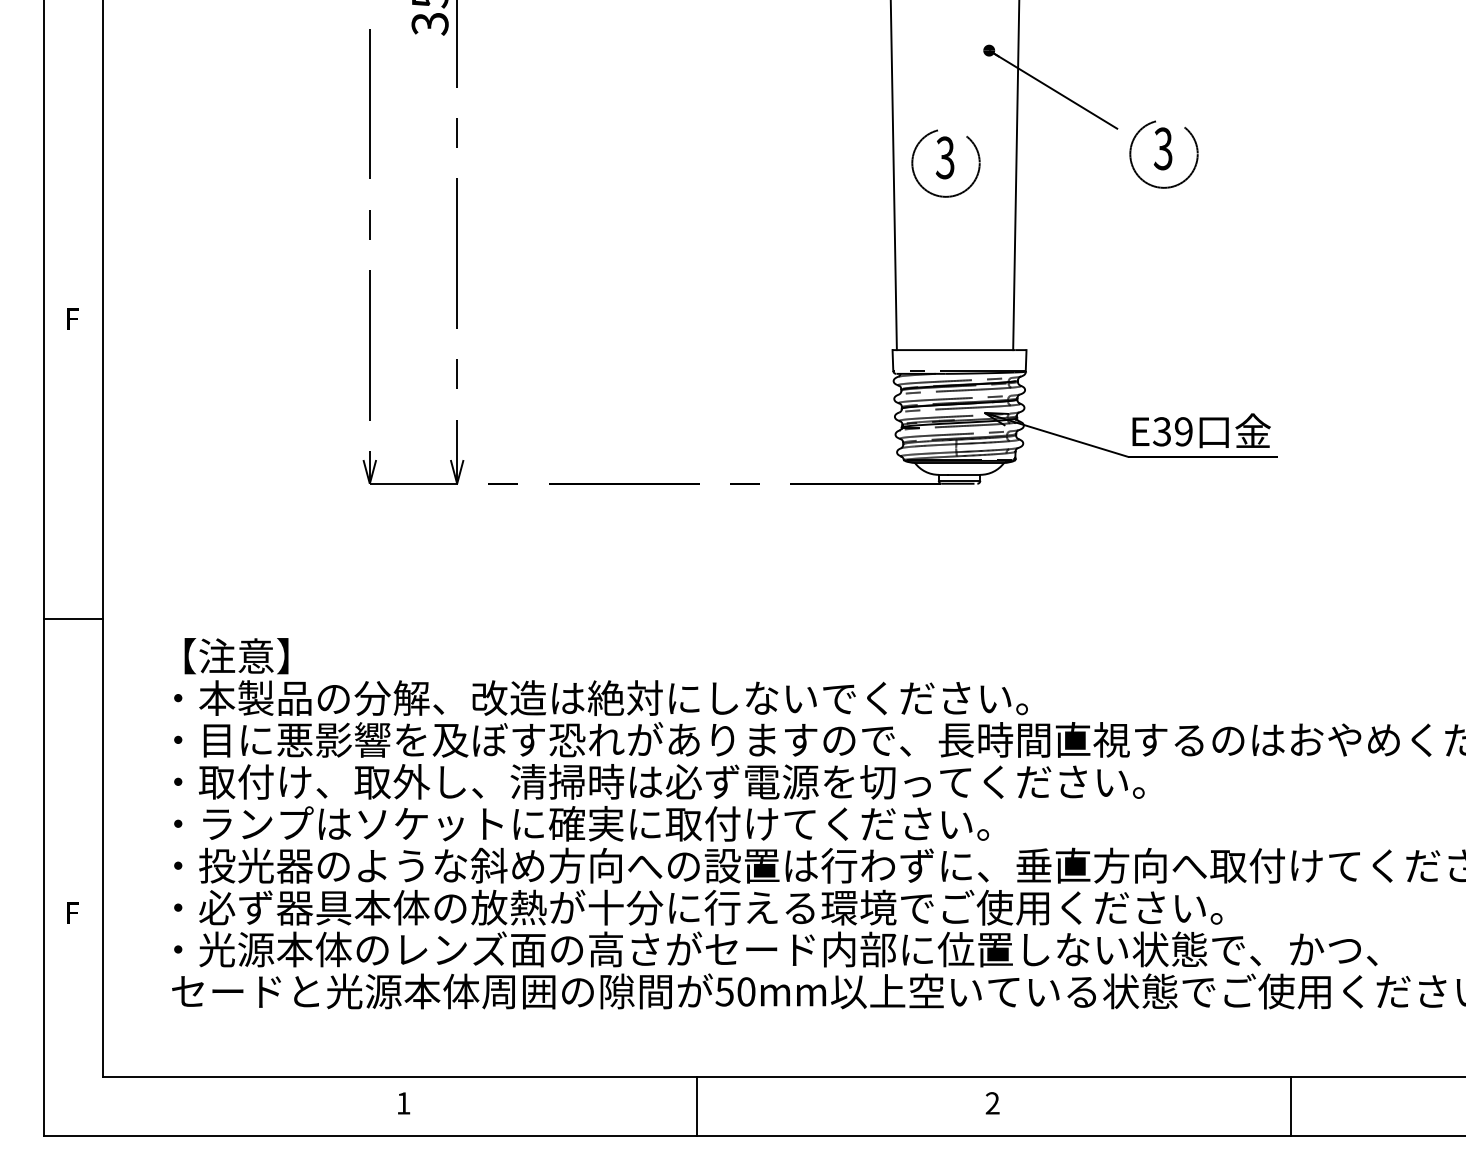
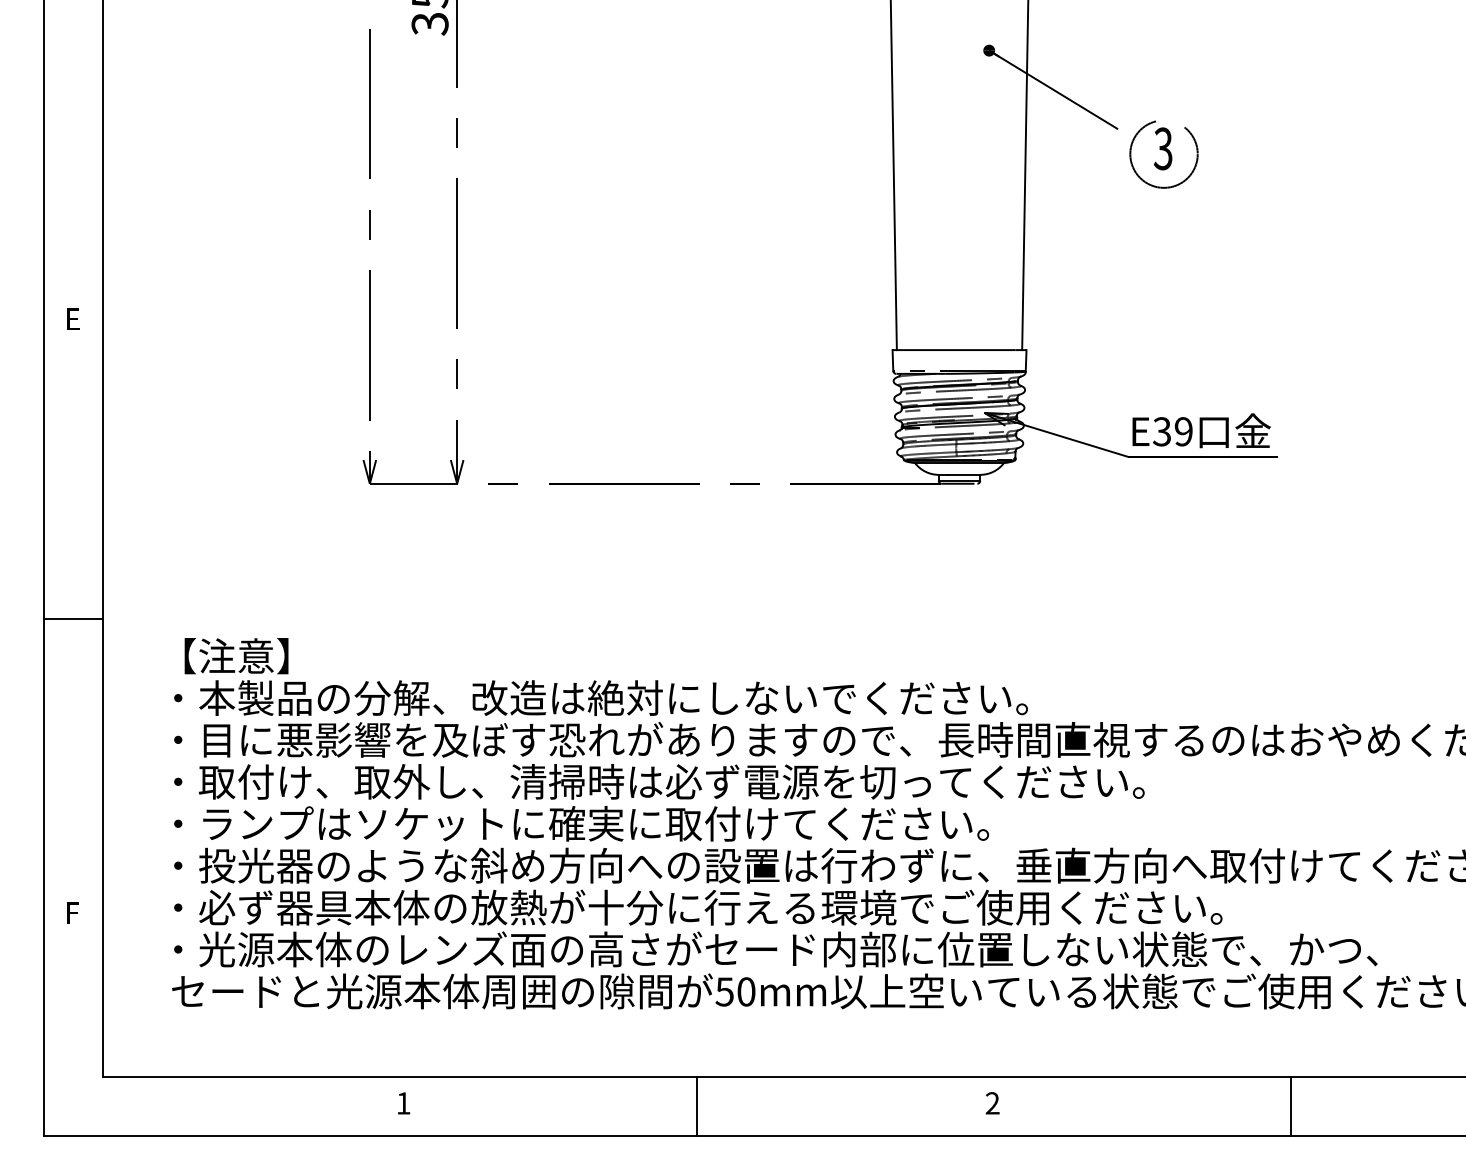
part: present -> none (945, 163)
line position: (1016, 176) -> (1025, 176) (1025, 176)
text: F -> E (74, 328)
